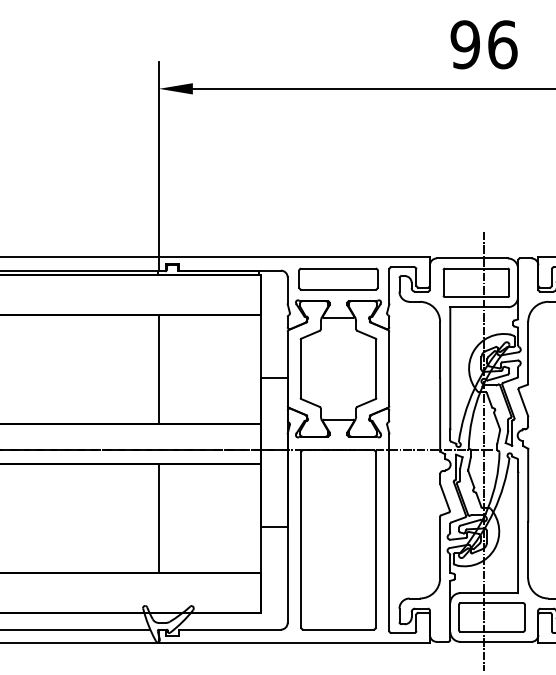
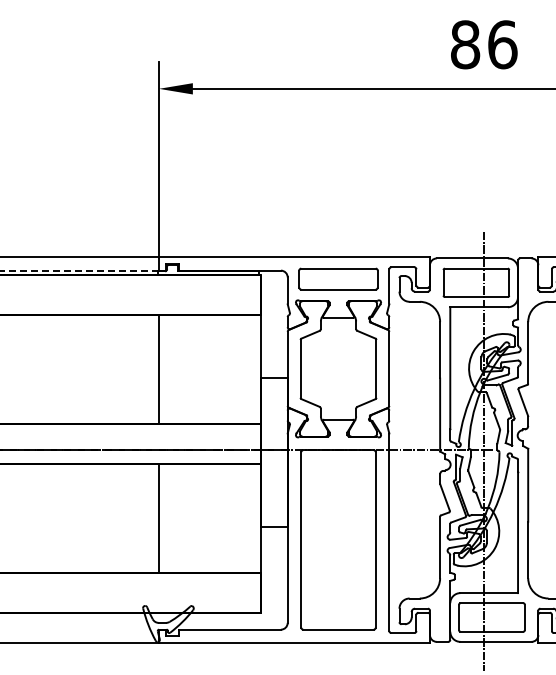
text: 96 -> 86 (465, 44)
line: solid -> dashed (79, 270)
line: present -> none (75, 629)
